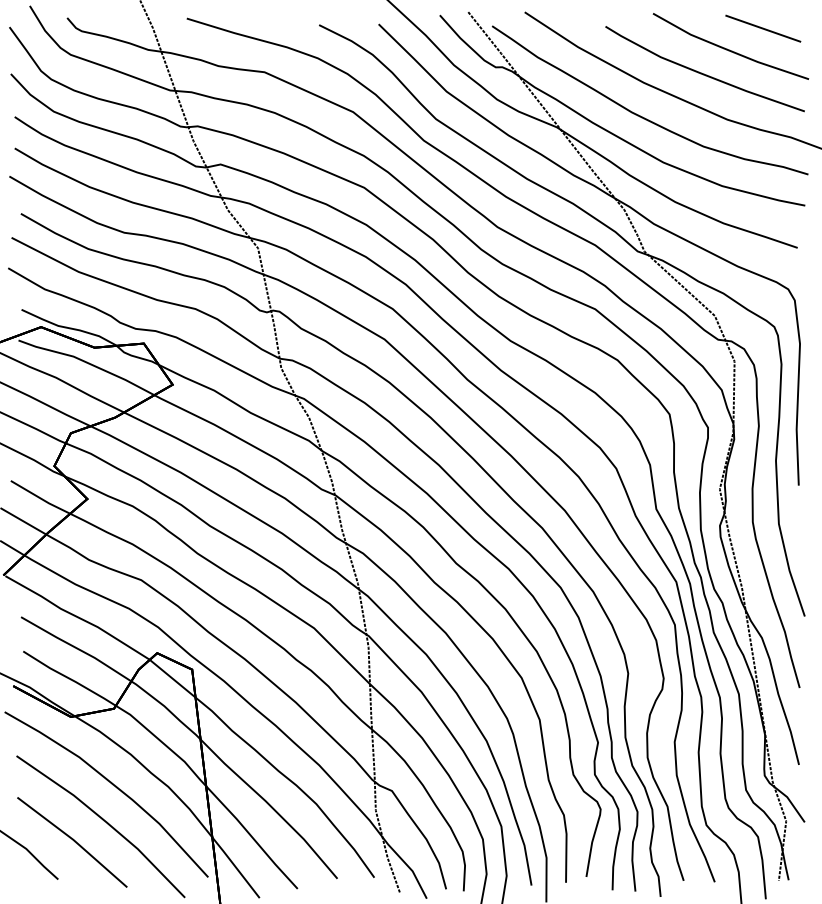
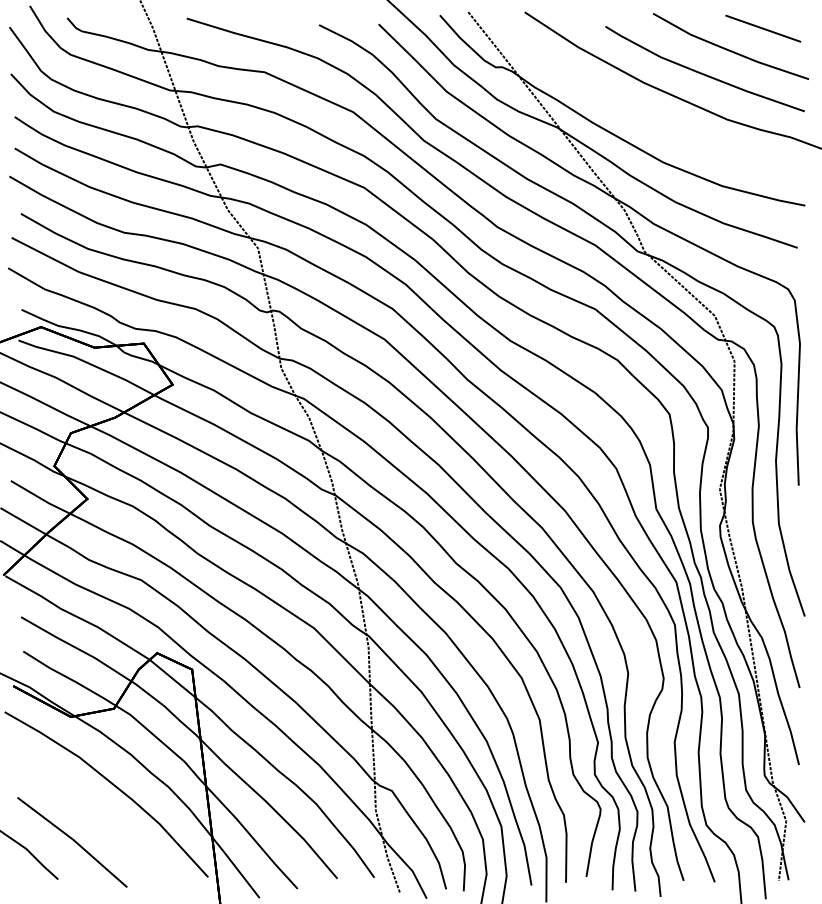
part: present -> none (642, 116)
part: present -> none (100, 826)
